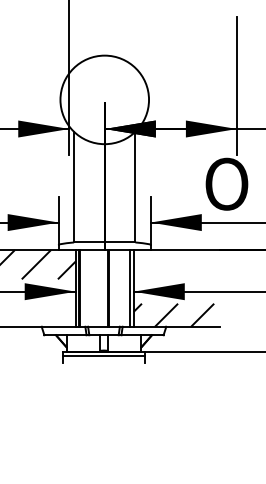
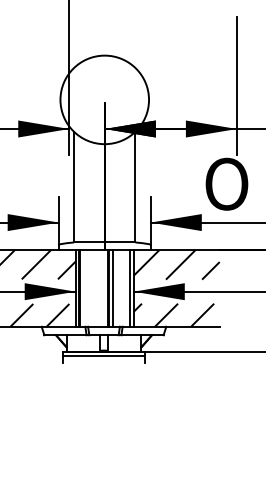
hatch: none -> present (176, 264)
line: none -> present (113, 288)
hatch: none -> present (39, 314)
